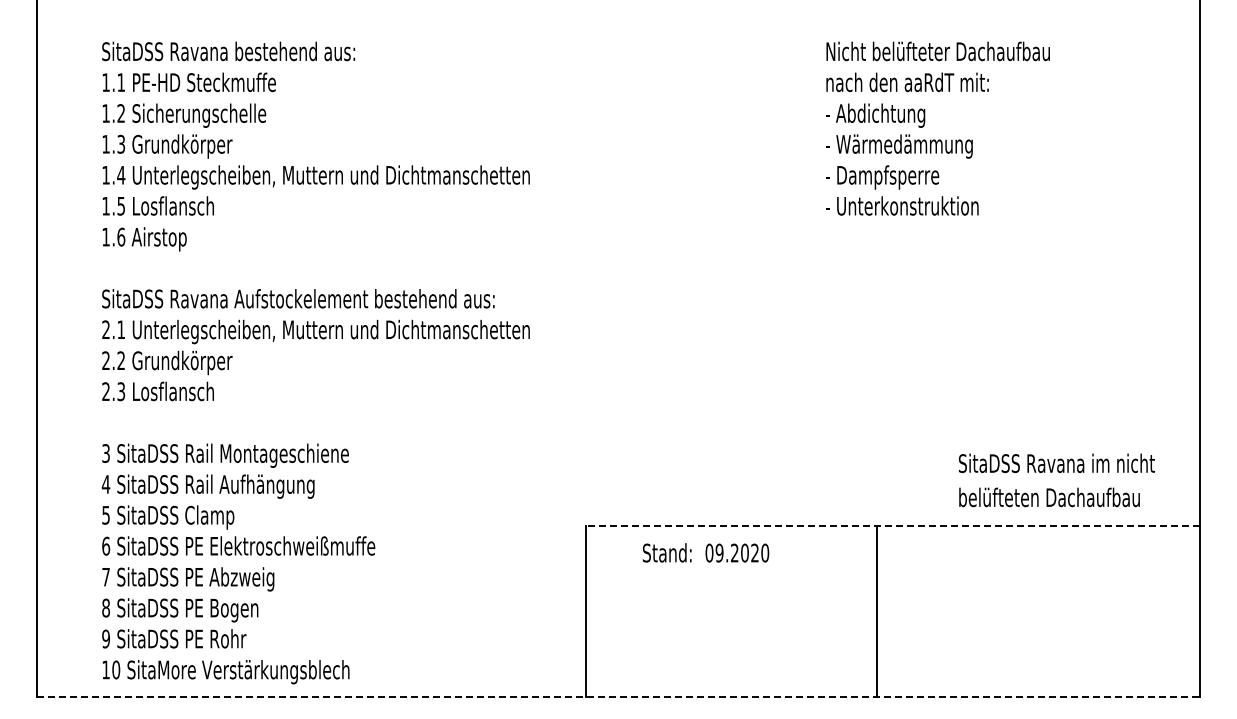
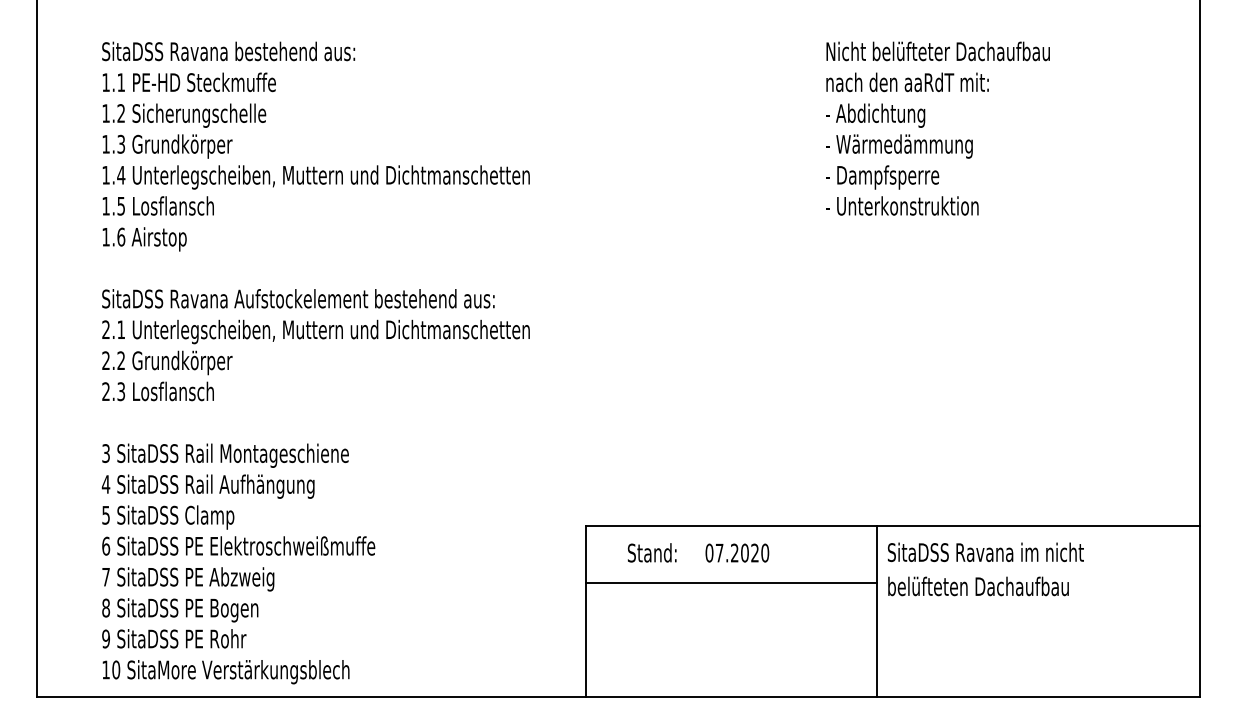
text position: (1056, 480) -> (985, 569) (985, 569)
line: dashed -> solid (892, 526)
text position: (666, 552) -> (651, 552) (651, 552)
text: 09.2020 -> 07.2020 (719, 552)
line: none -> present (730, 583)
line: dashed -> solid (618, 697)
